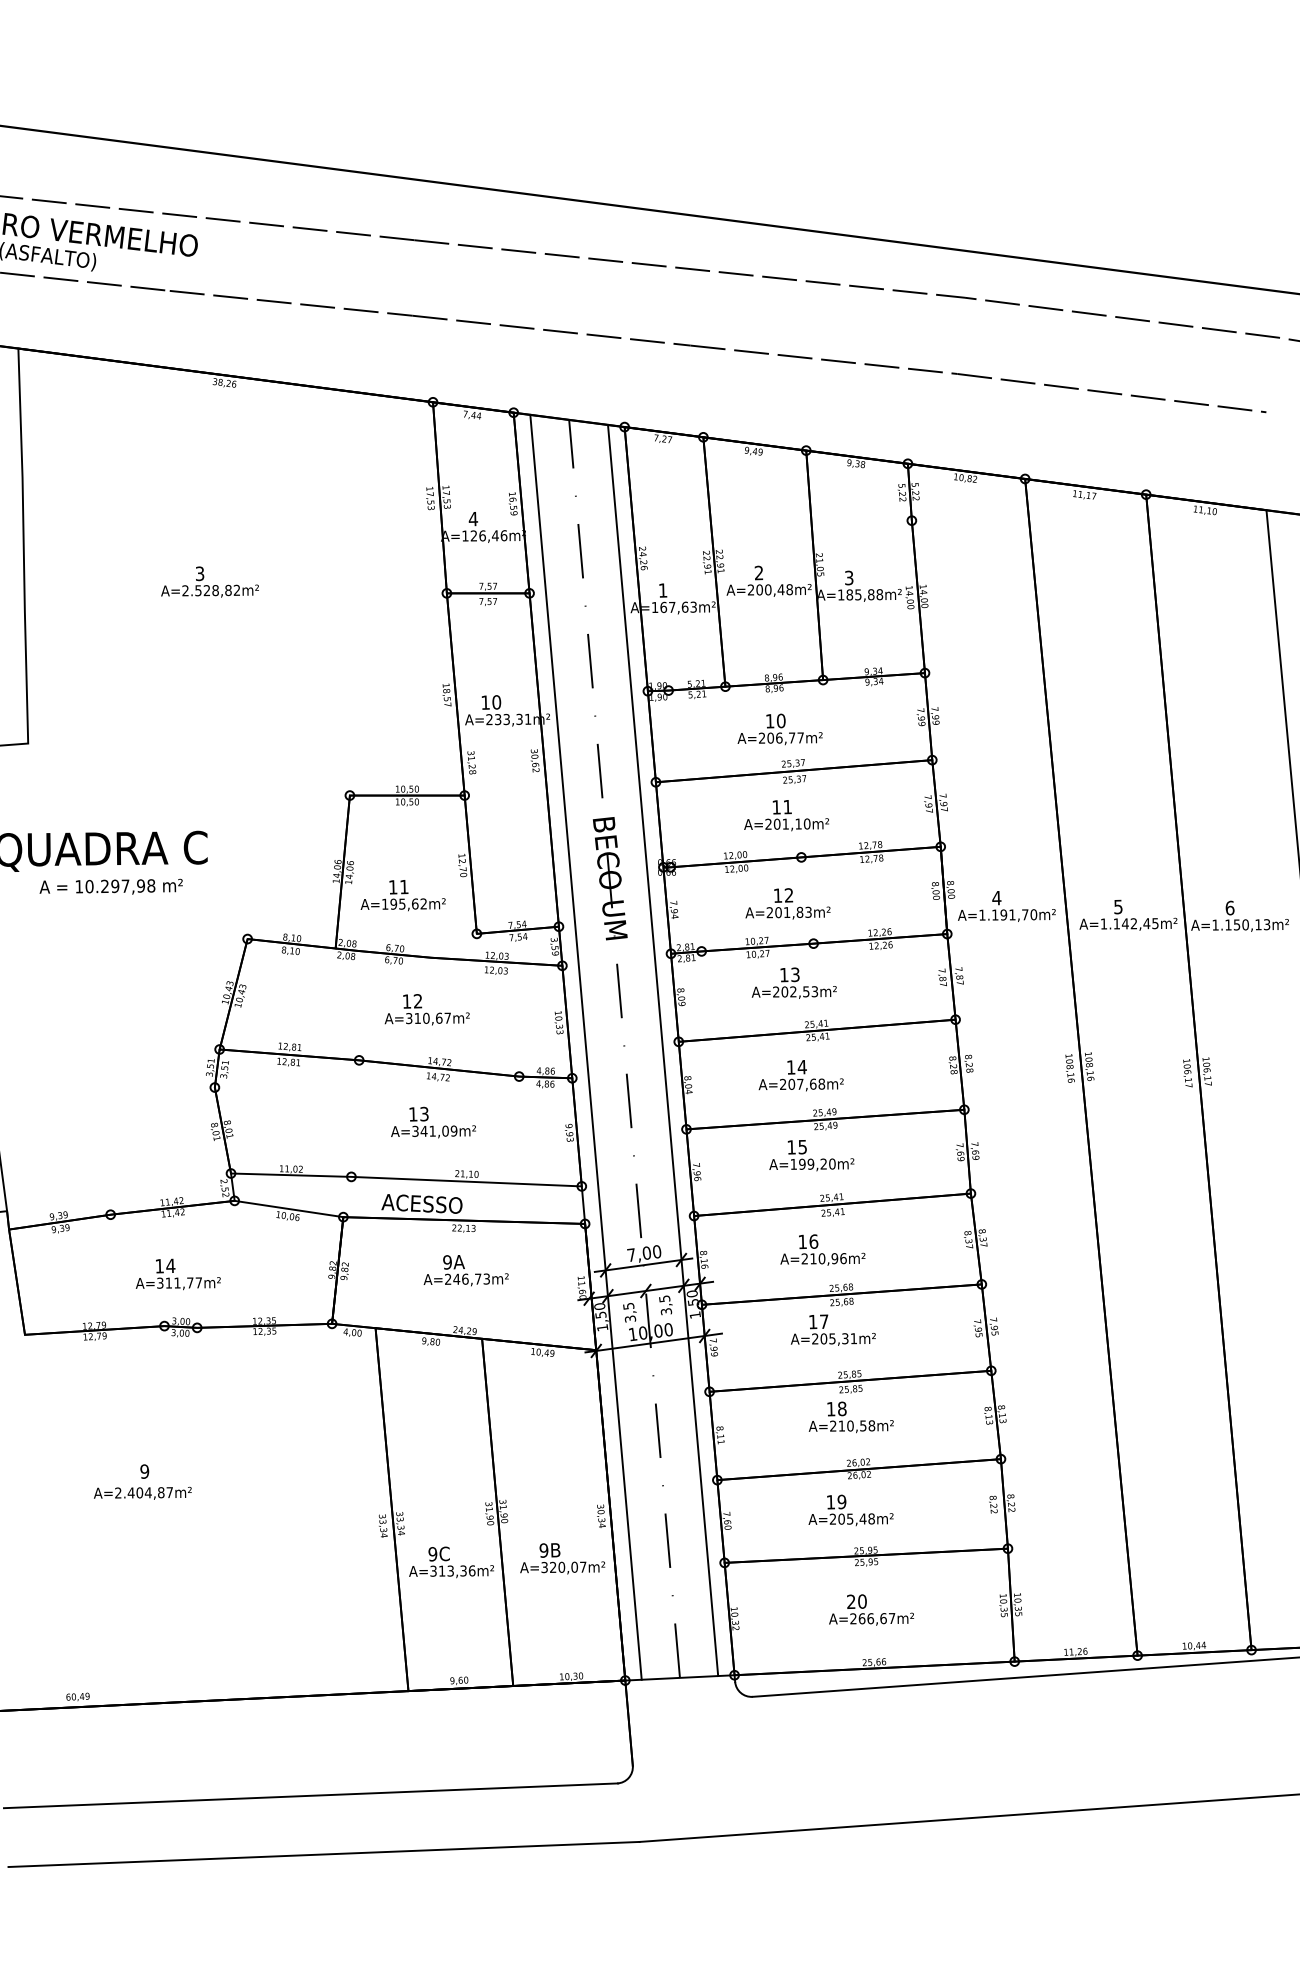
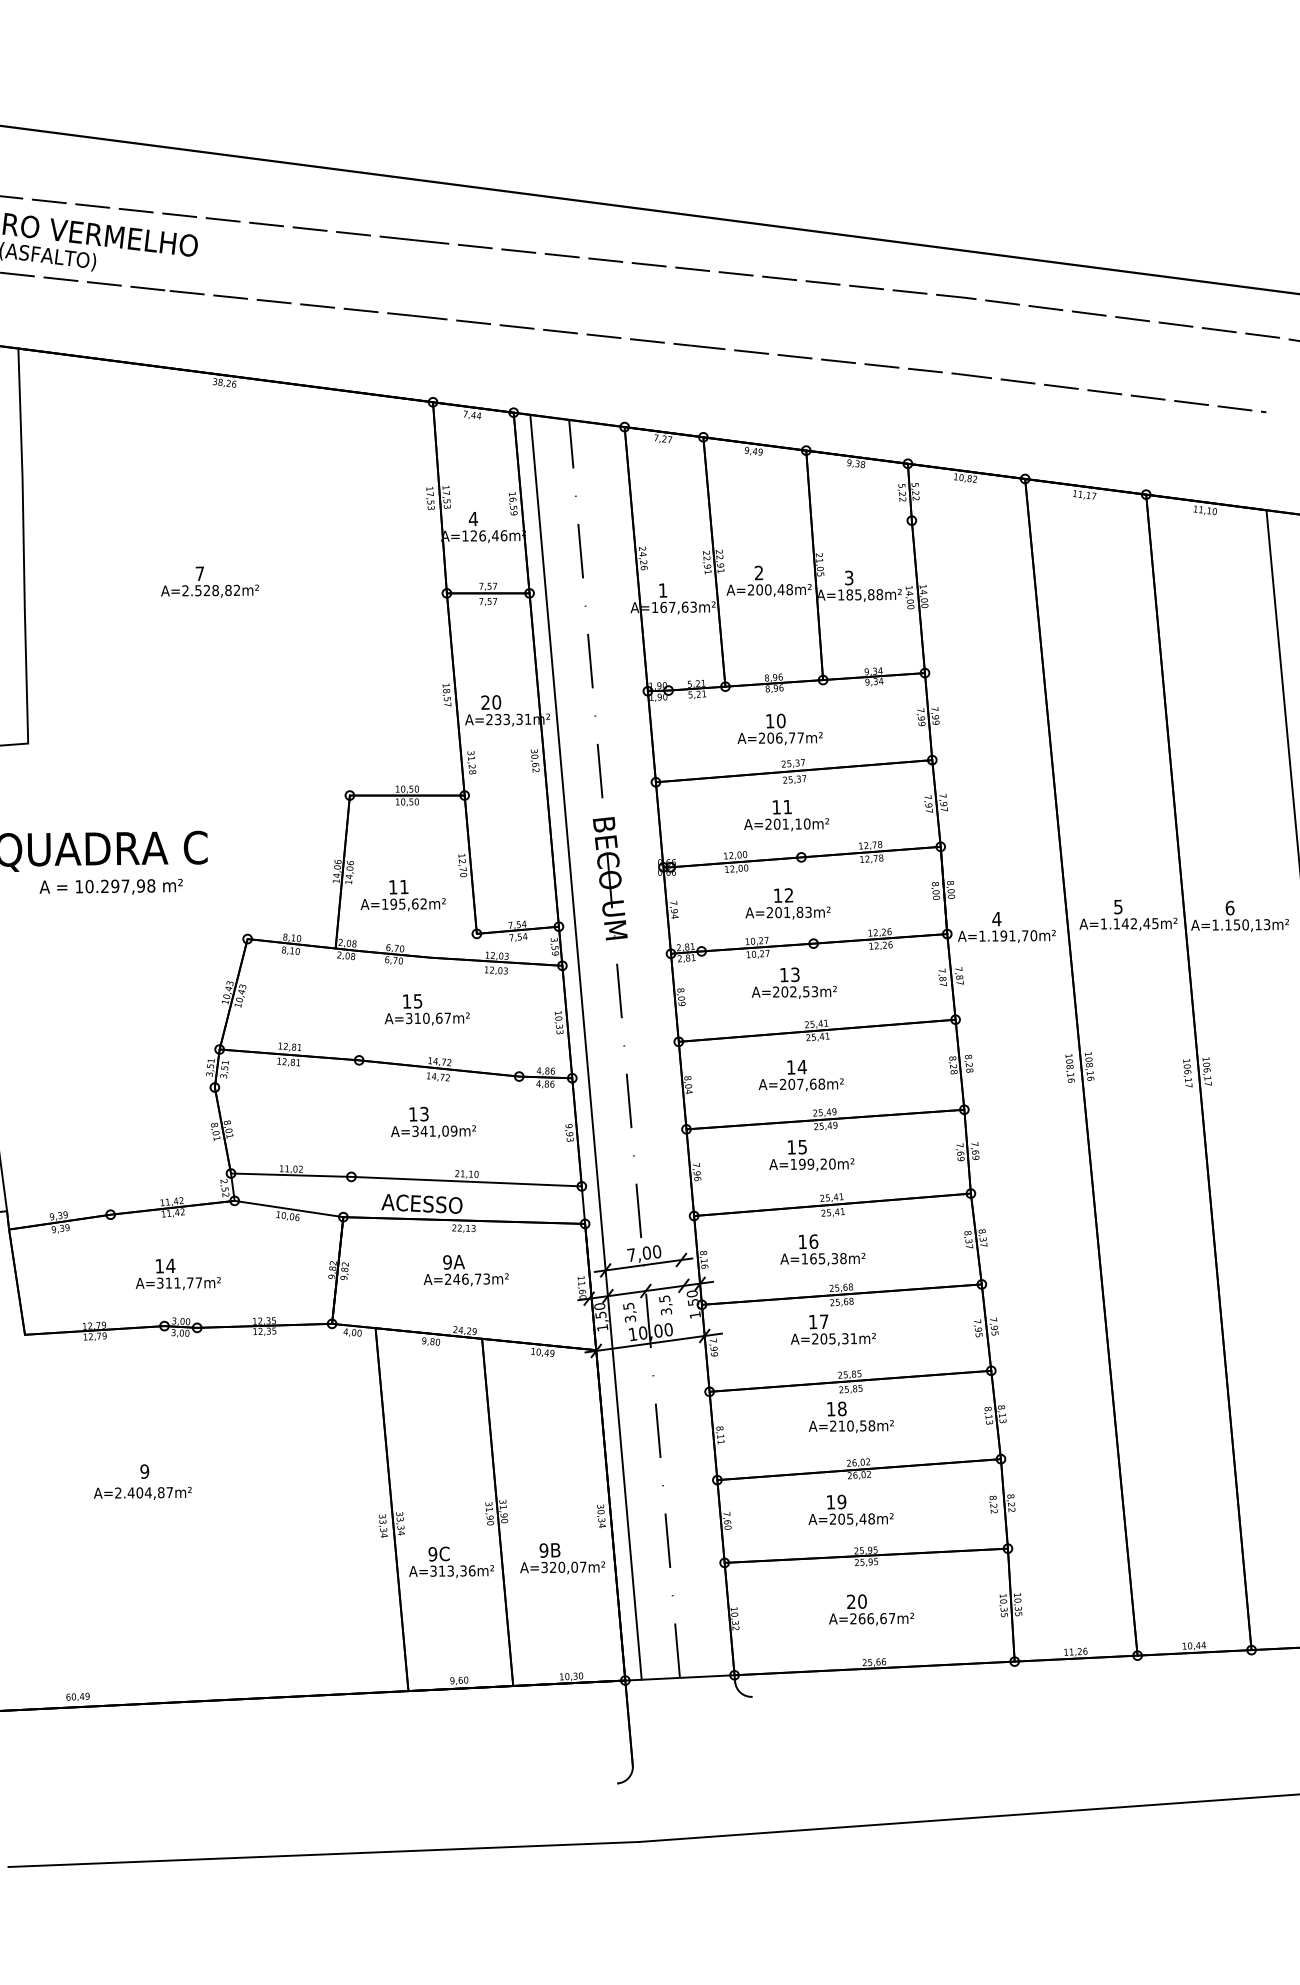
text: 3 -> 7 (199, 573)
text: 10 -> 20 (485, 702)
text position: (1006, 906) -> (1006, 927) (1006, 927)
text: 12 -> 15 (417, 1001)
line: present -> none (663, 1050)
text: A=210,96m² -> A=165,38m² (823, 1258)
line: present -> none (1024, 1676)
line: present -> none (310, 1795)
